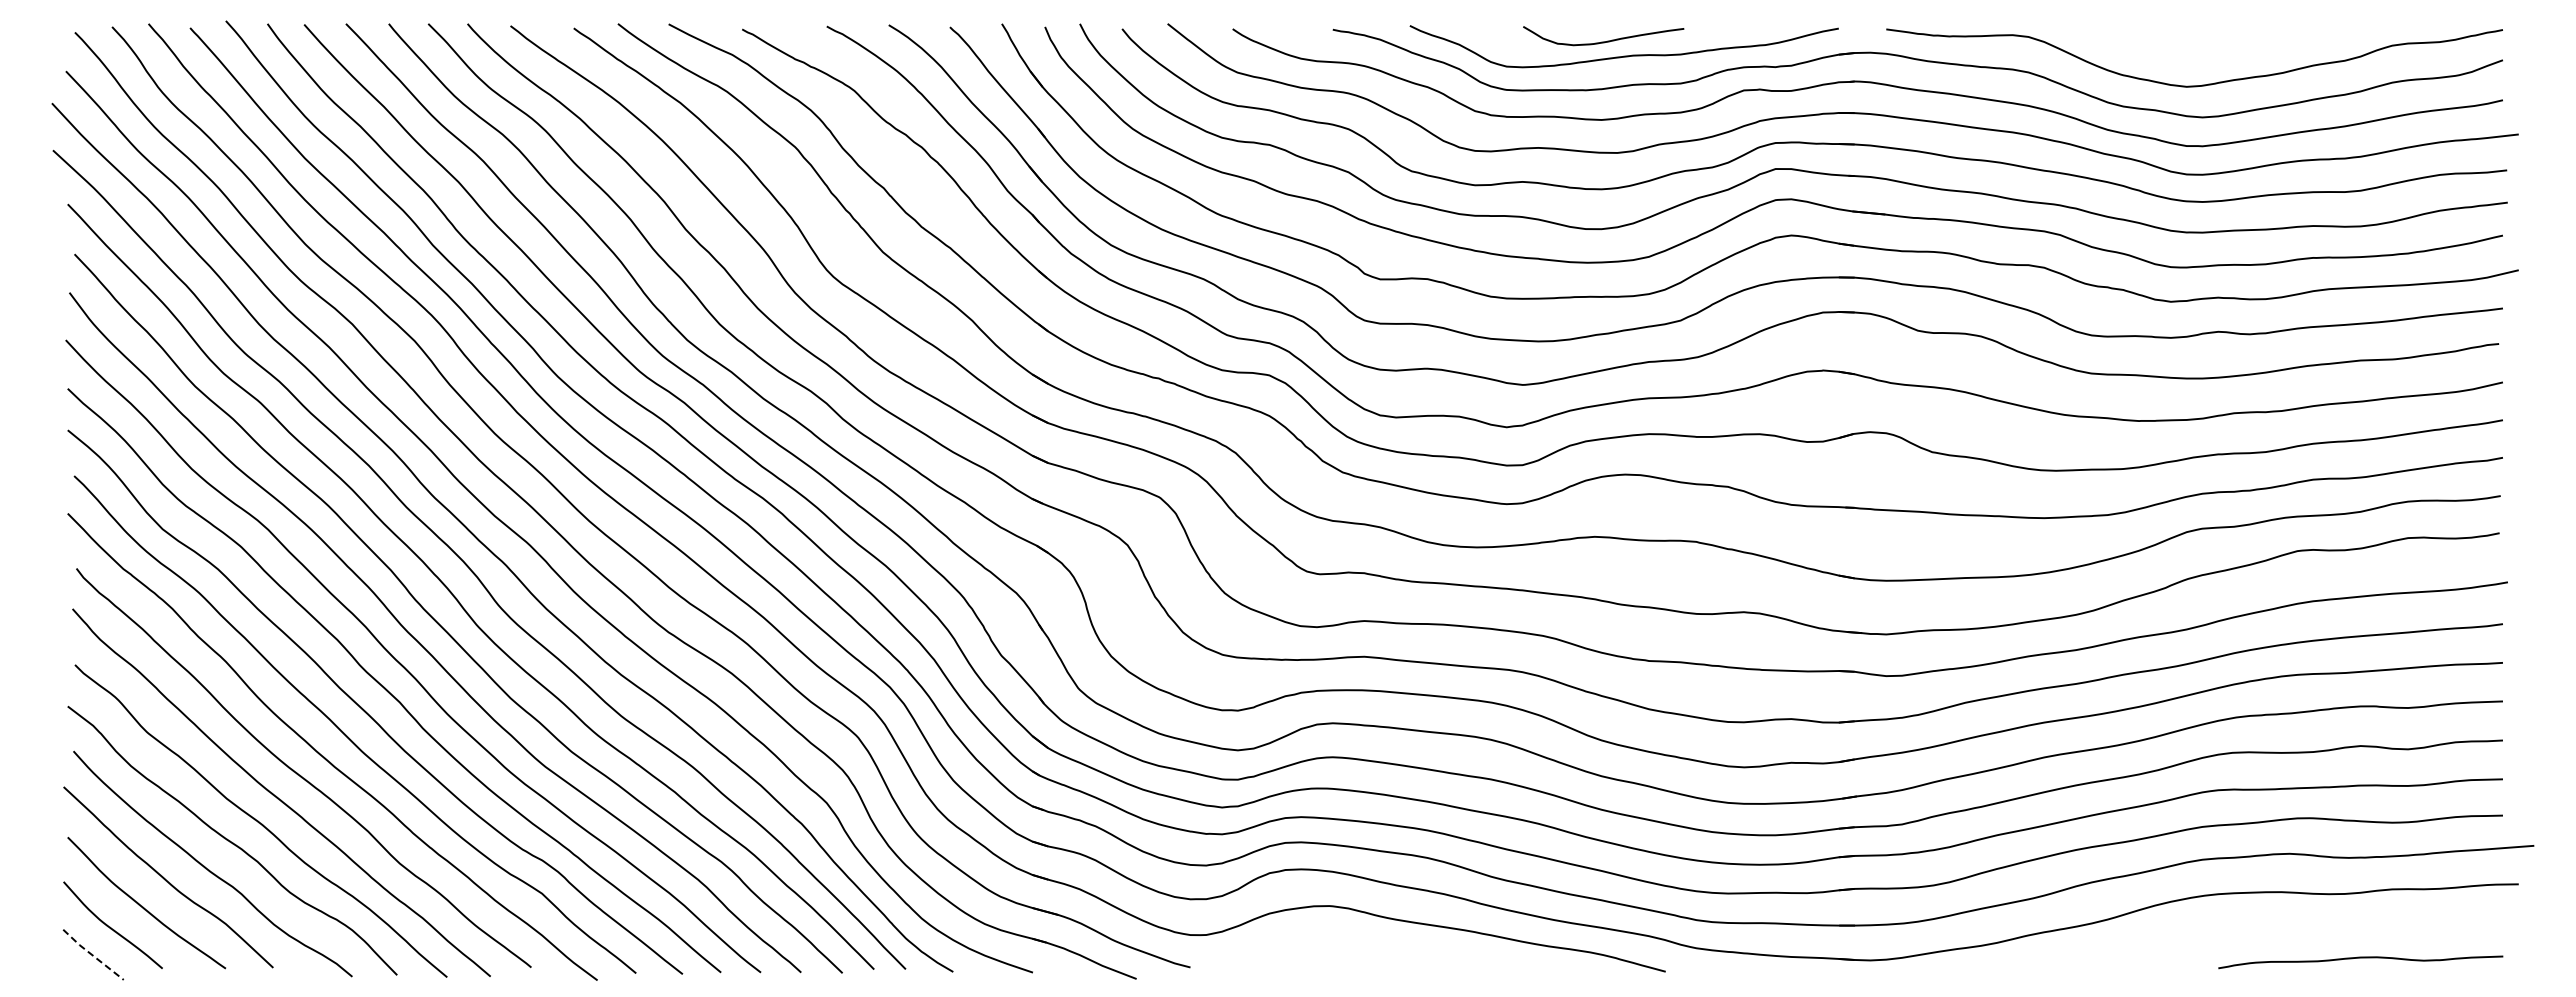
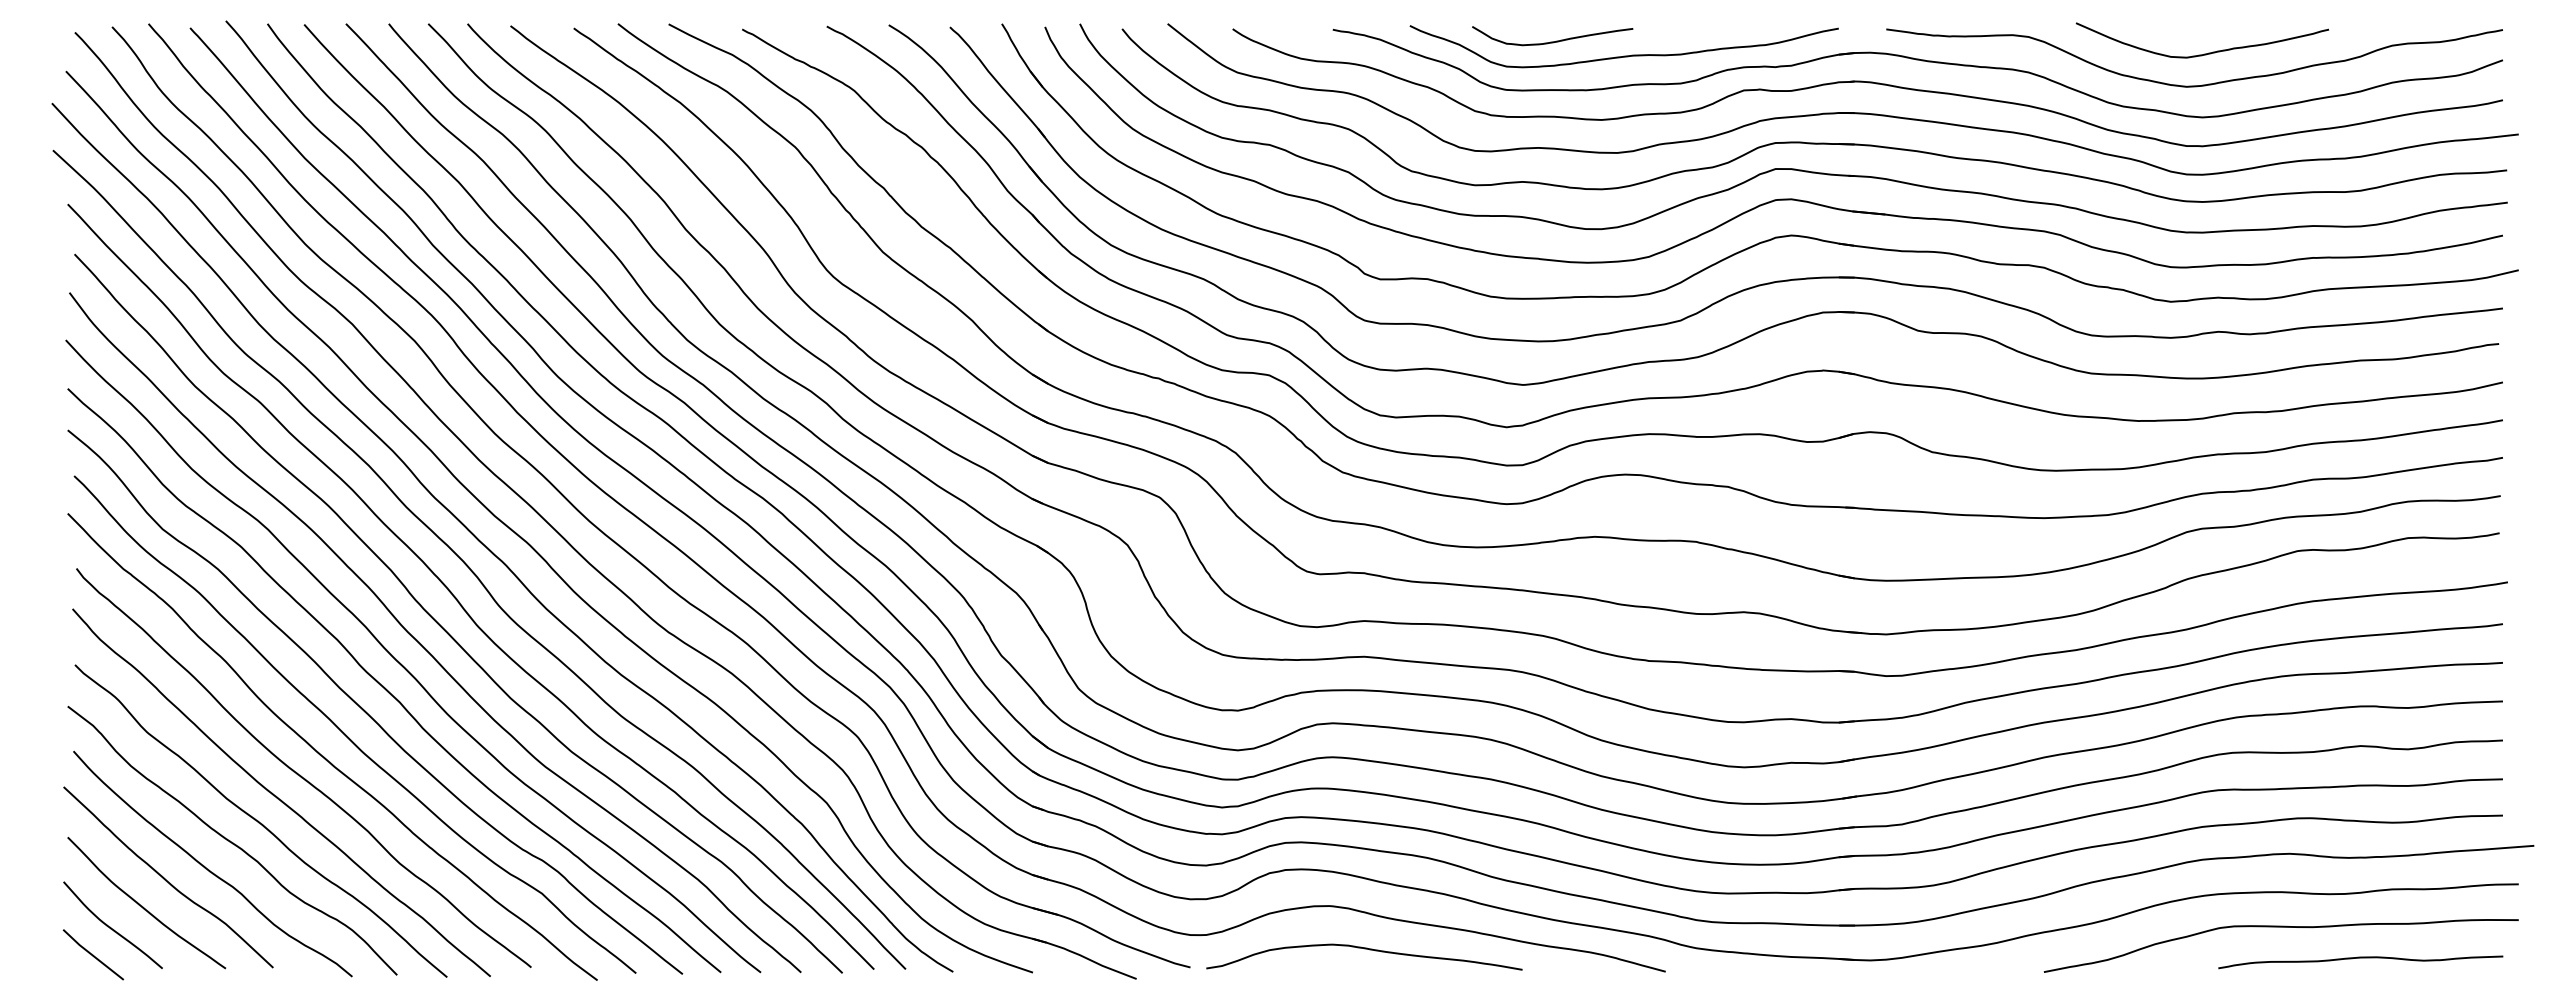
curve position: (1603, 41) -> (1552, 41) (1552, 41)
curve: none -> present (2204, 53)
curve: none -> present (2280, 927)
curve: none -> present (1364, 949)
line: dashed -> solid (92, 955)
